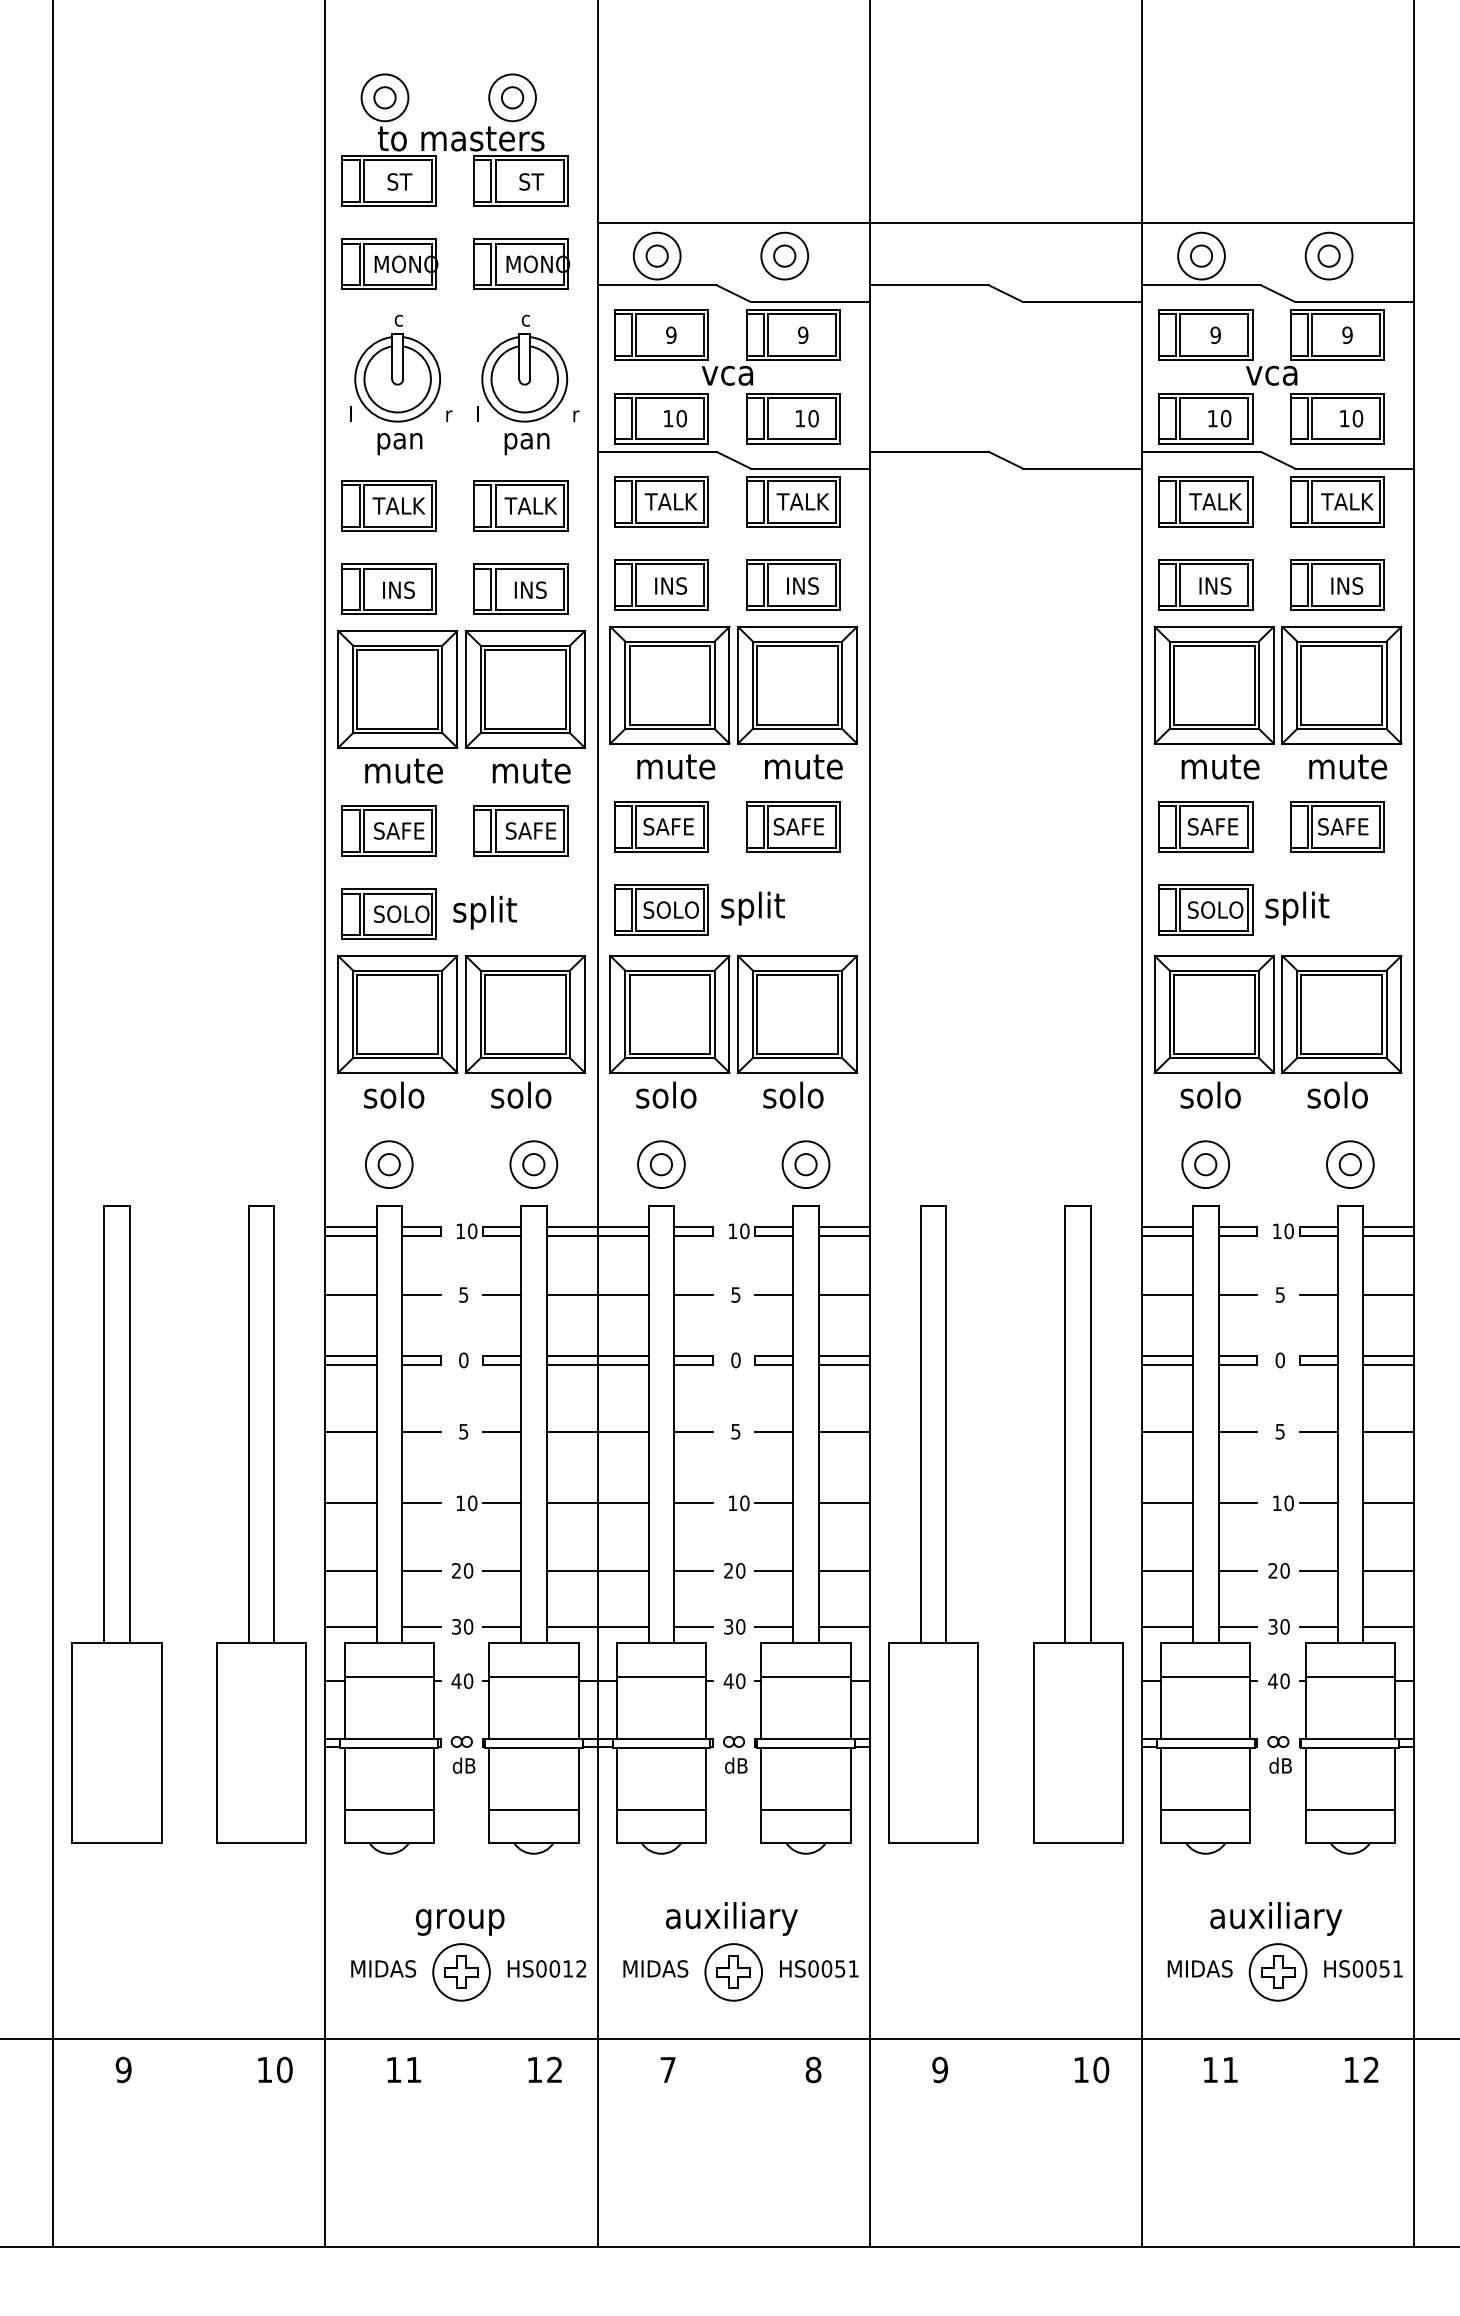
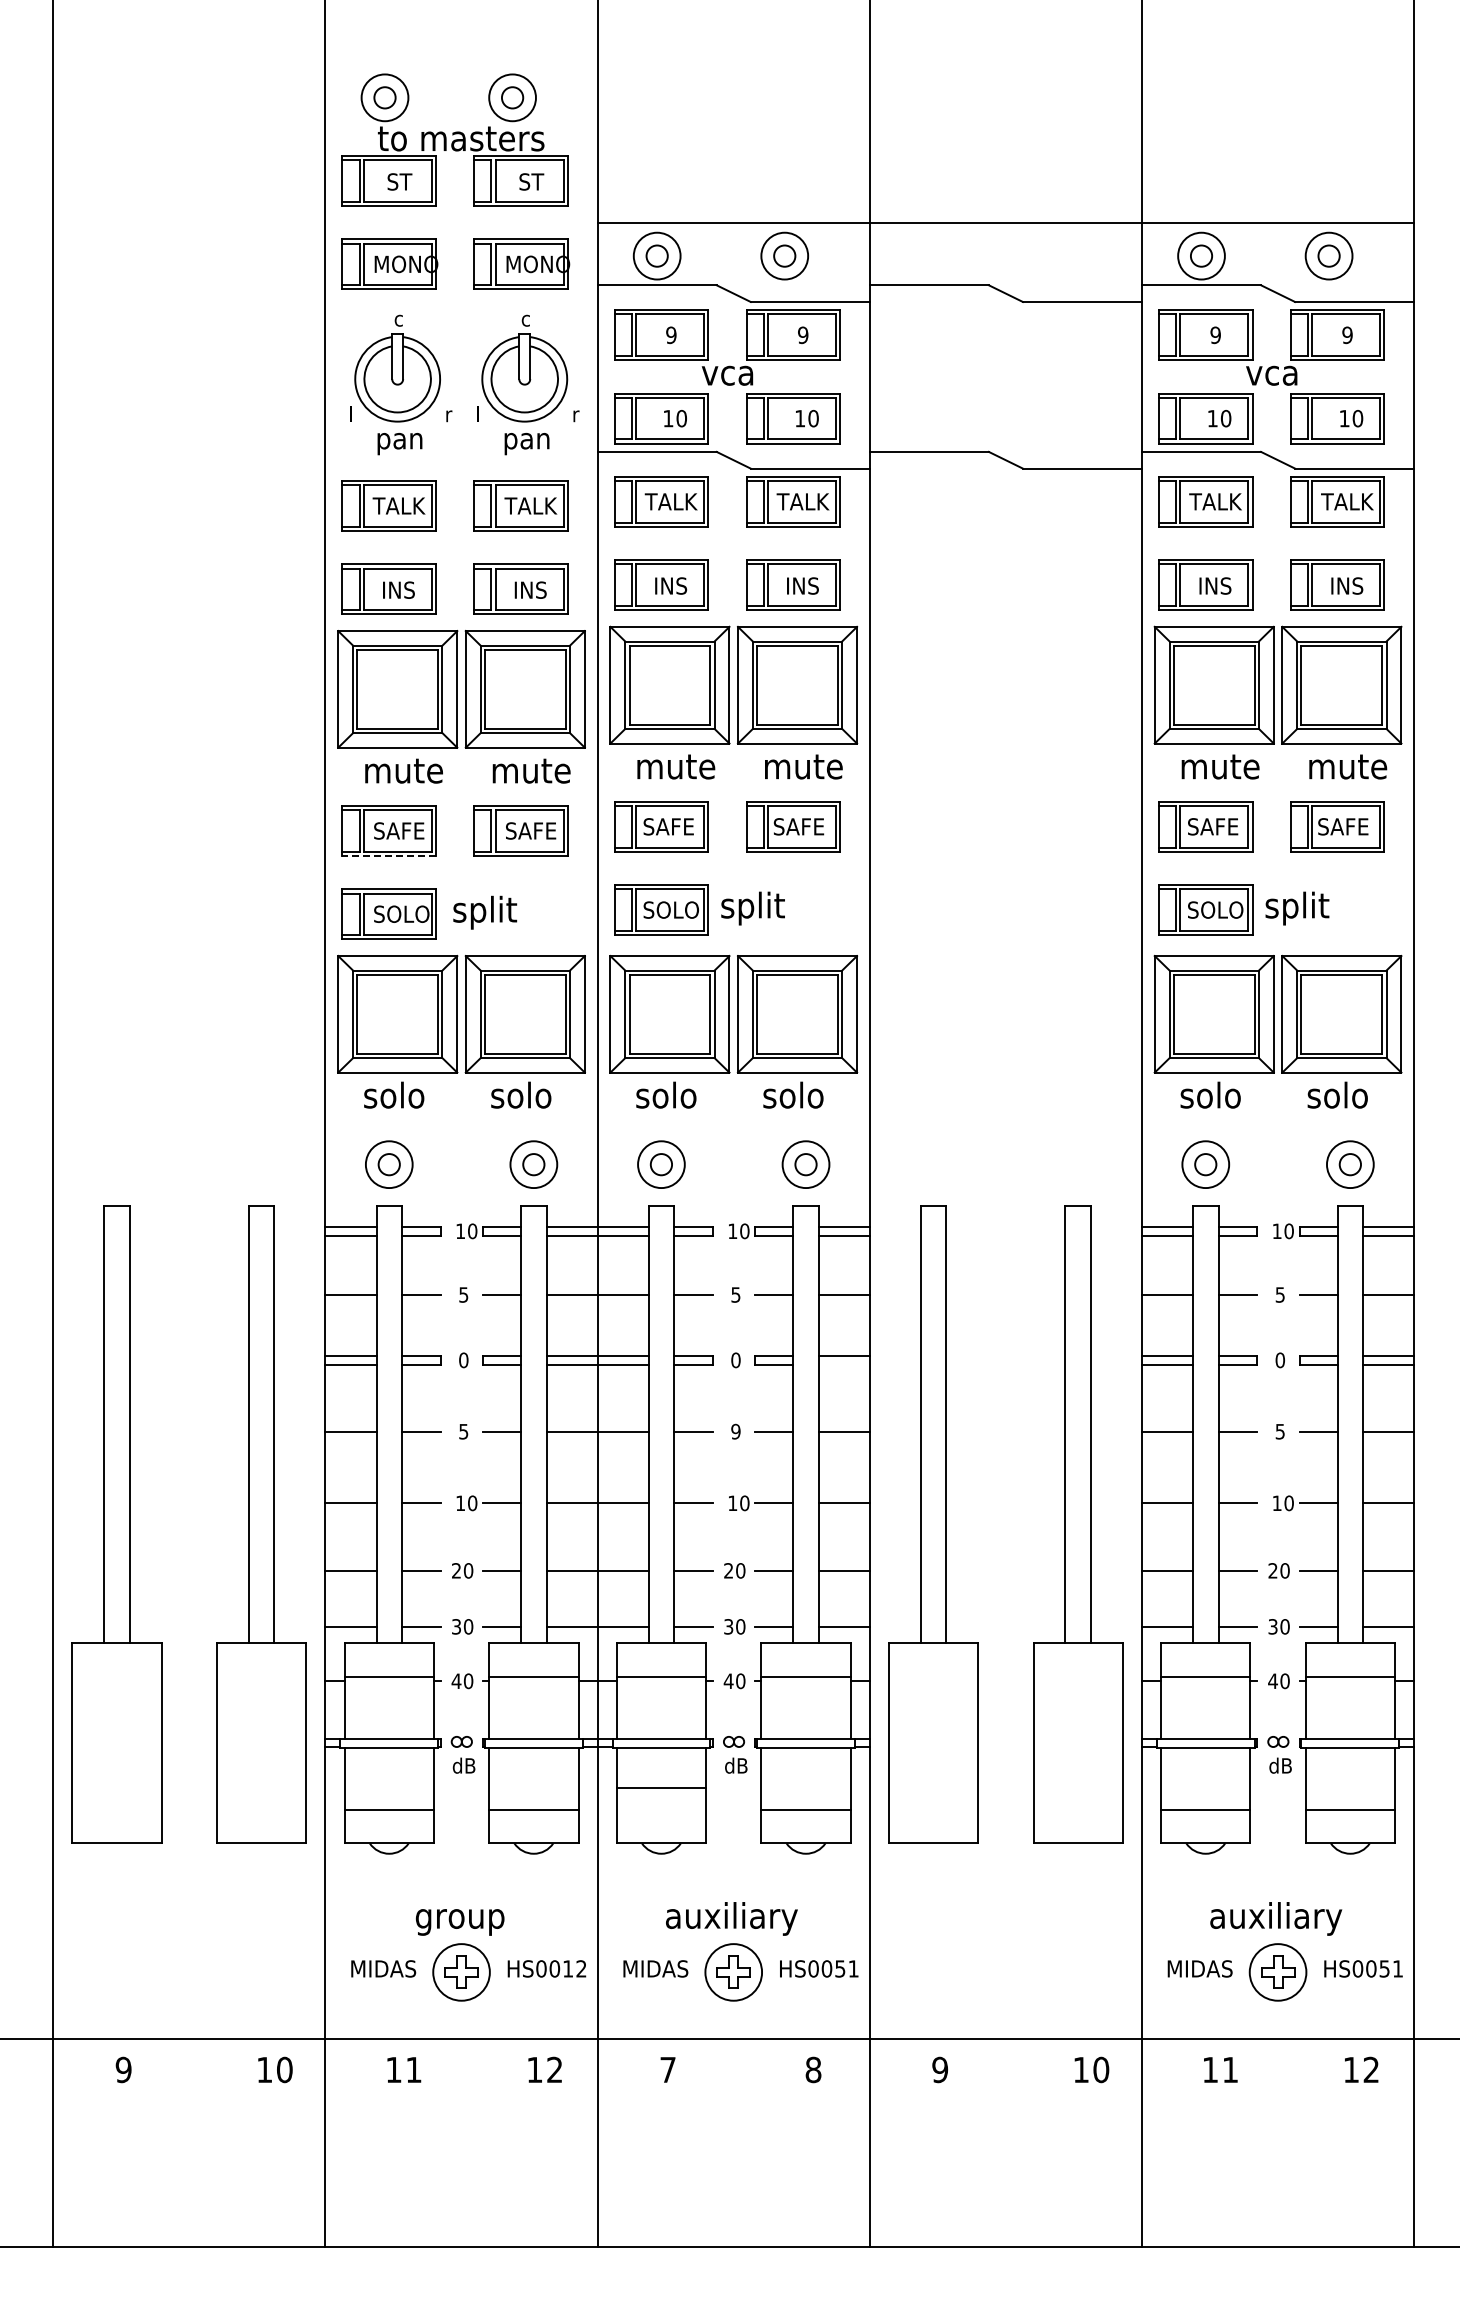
line: solid -> dashed (389, 856)
line: present -> none (843, 1364)
text: 5 -> 9 (735, 1431)
line position: (661, 1809) -> (661, 1787) (661, 1787)
